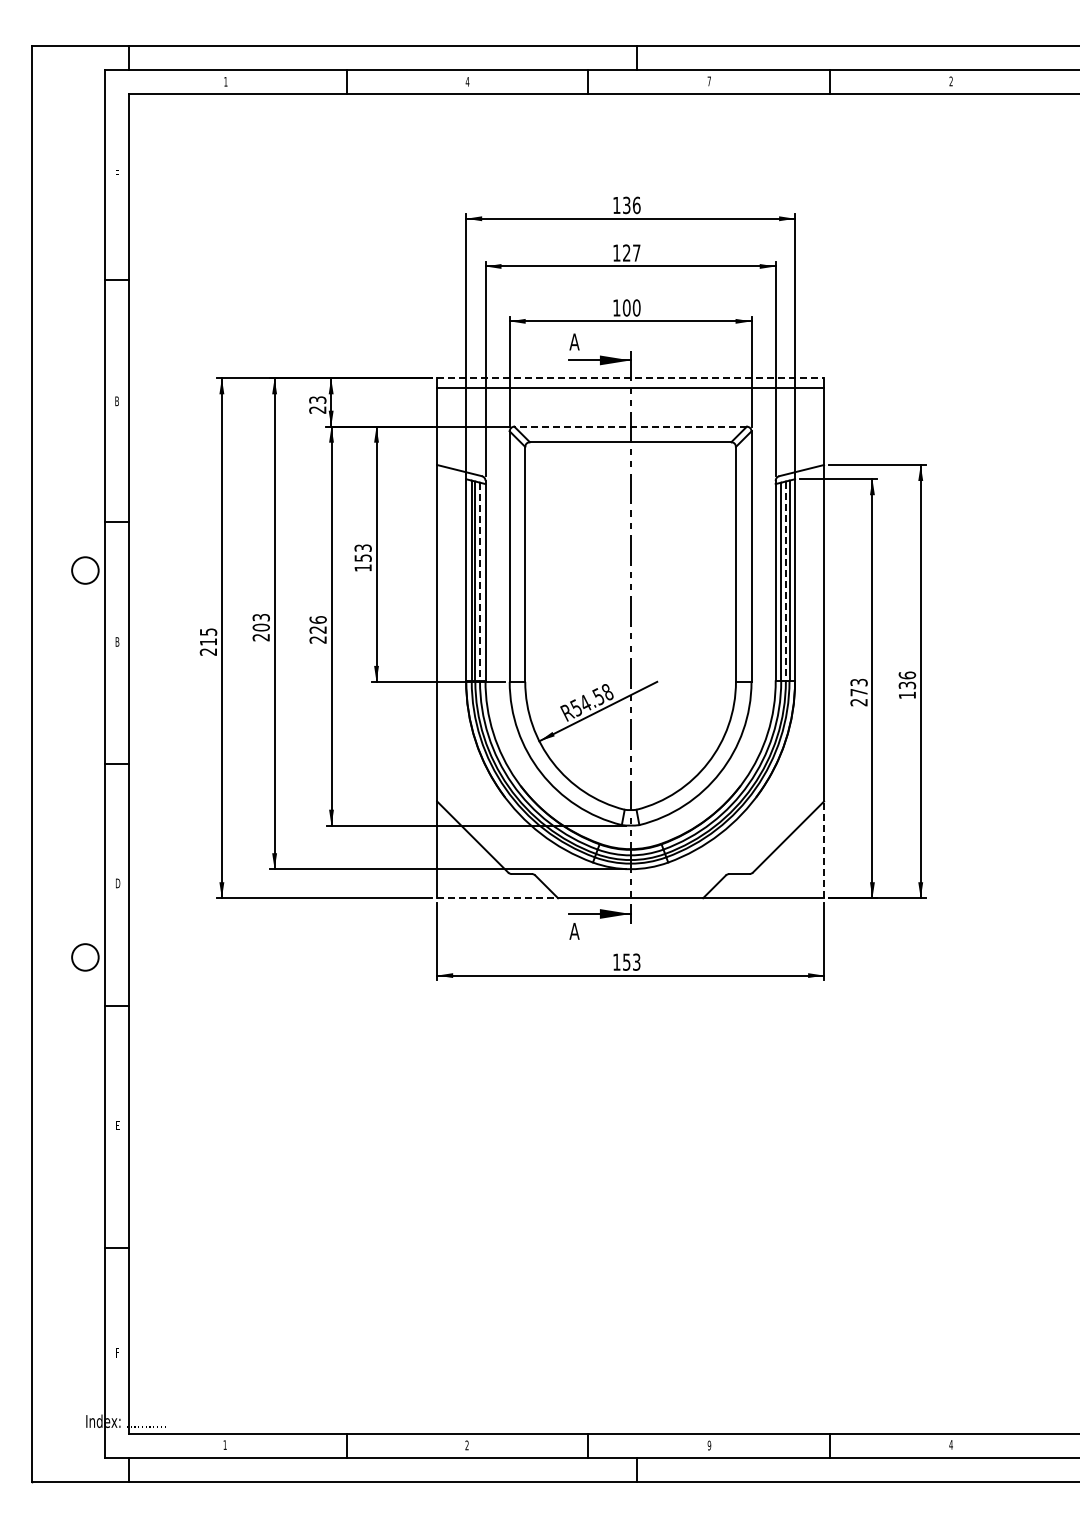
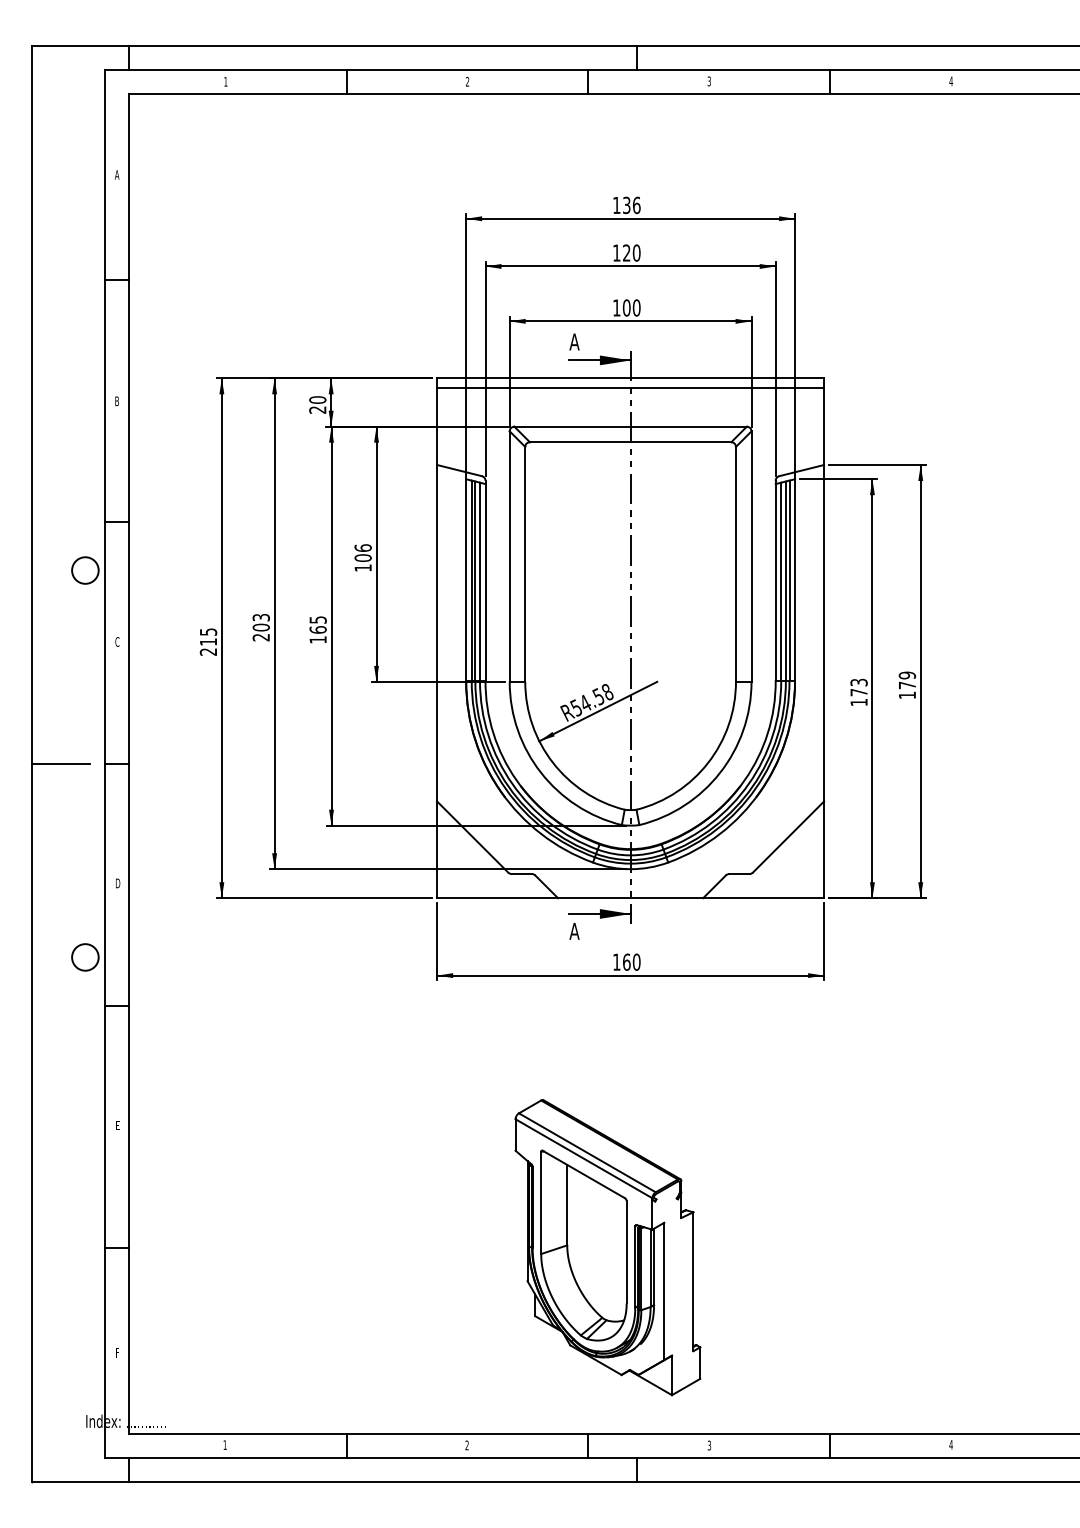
text: 4 -> 2 (467, 81)
text: 7 -> 3 (708, 81)
text: 2 -> 4 (951, 81)
text: F -> A (116, 174)
text: 127 -> 120 (636, 252)
line: dashed -> solid (631, 378)
text: 23 -> 20 (317, 399)
line: dashed -> solid (630, 426)
text: 153 -> 106 (362, 552)
line: dashed -> solid (785, 581)
line: dashed -> solid (480, 582)
text: 226 -> 165 (317, 629)
text: B -> C (117, 641)
text: 136 -> 179 (907, 680)
text: 273 -> 173 (858, 702)
line: none -> present (61, 764)
line: dashed -> solid (824, 849)
line: dashed -> solid (498, 898)
text: 153 -> 160 (631, 961)
part: none -> present (607, 1247)
text: 9 -> 3 (709, 1444)
